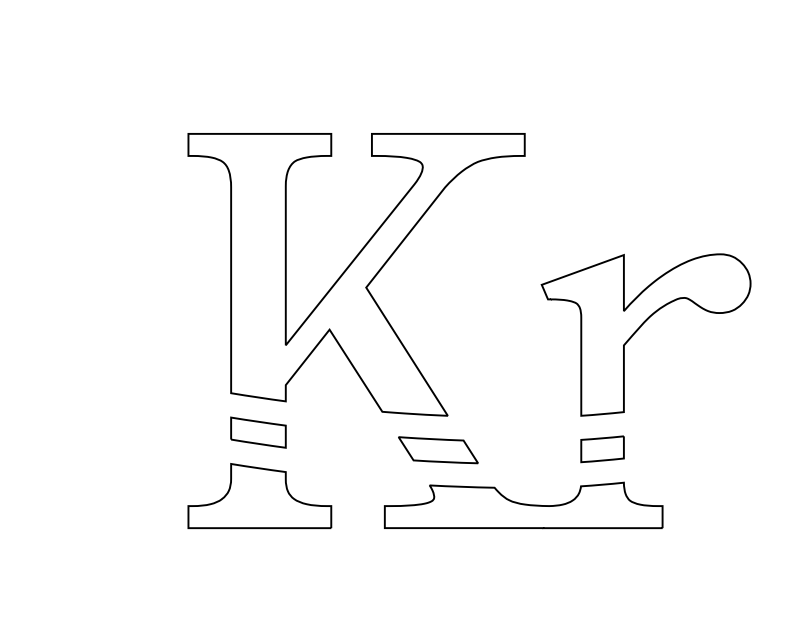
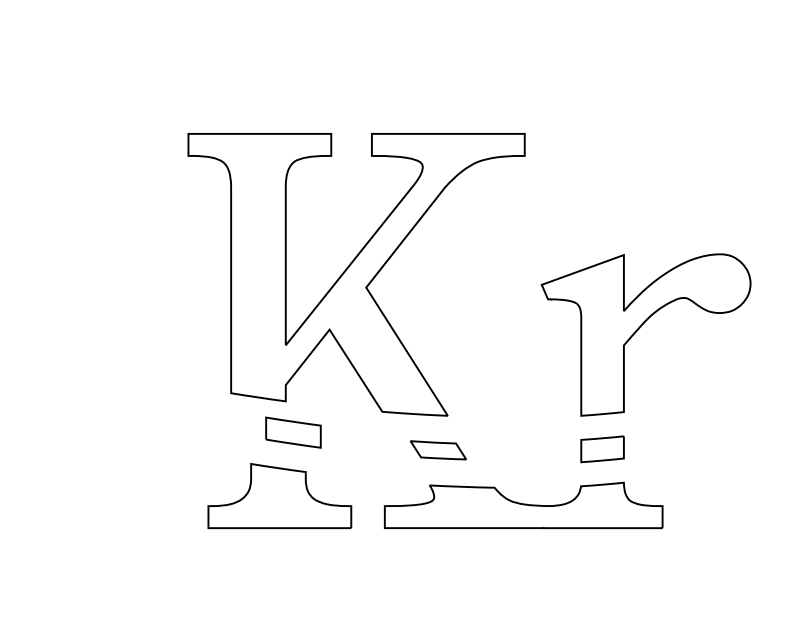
part position: (258, 432) -> (293, 432) (293, 432)
part size: 81x29 px -> 57x21 px (438, 450)
part position: (259, 496) -> (279, 496) (279, 496)
